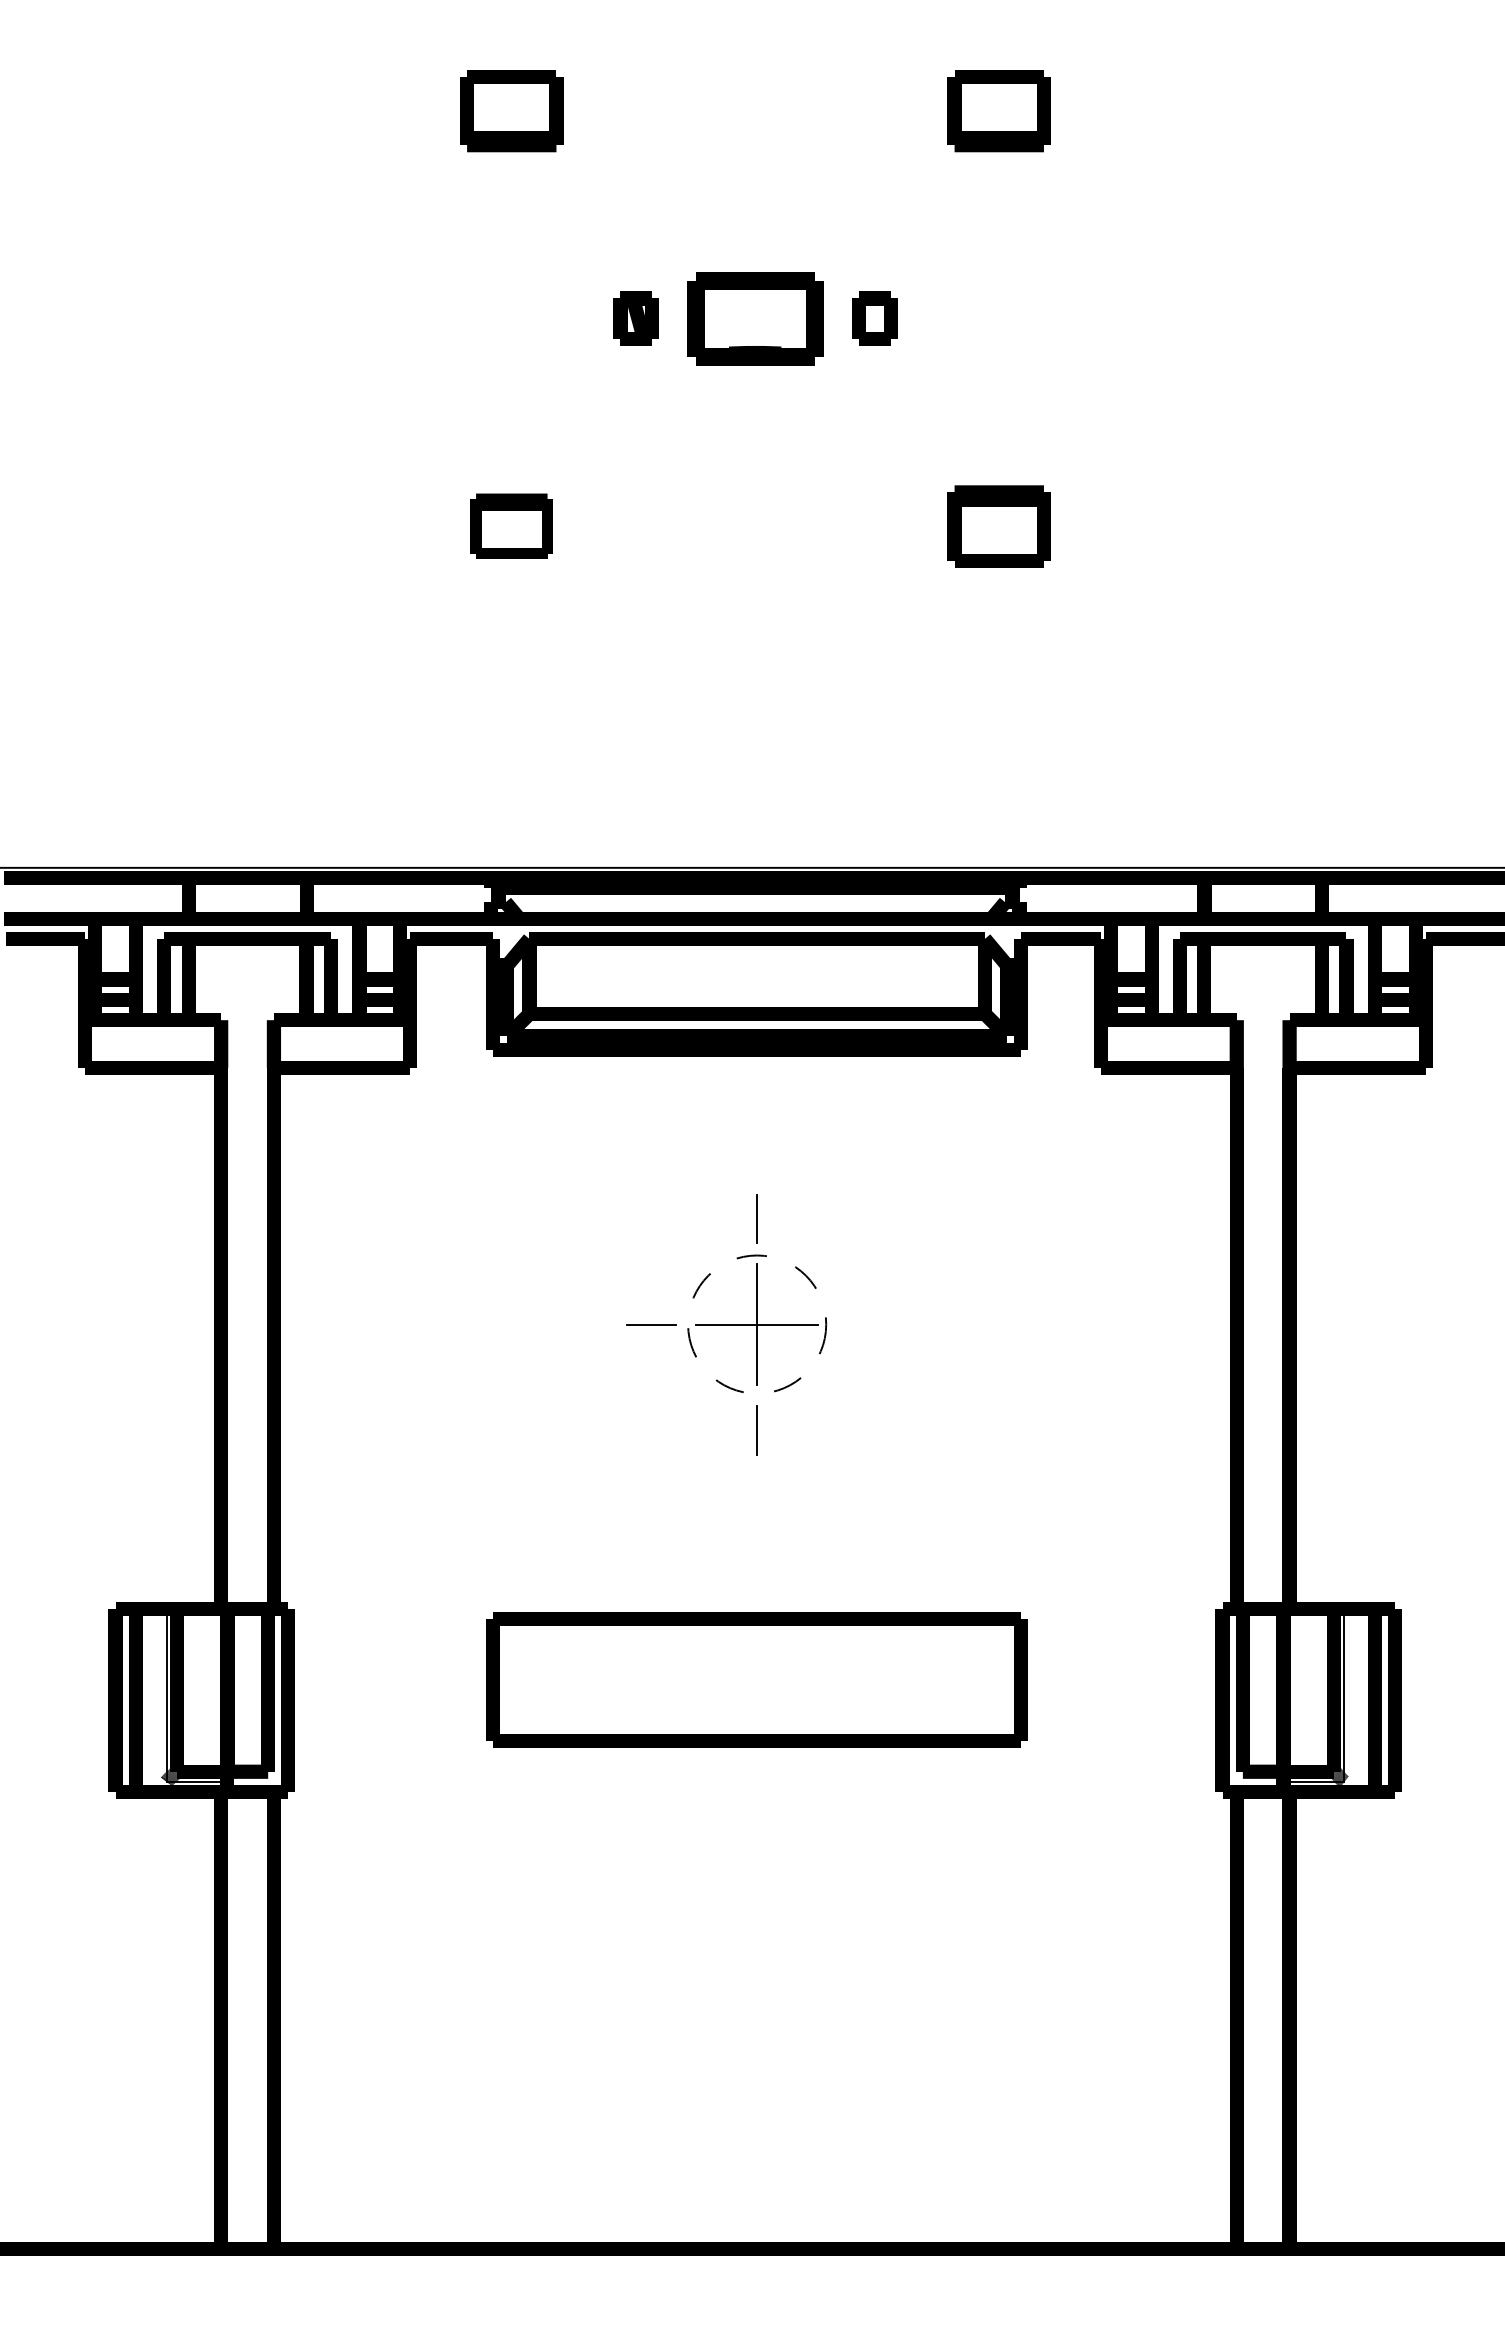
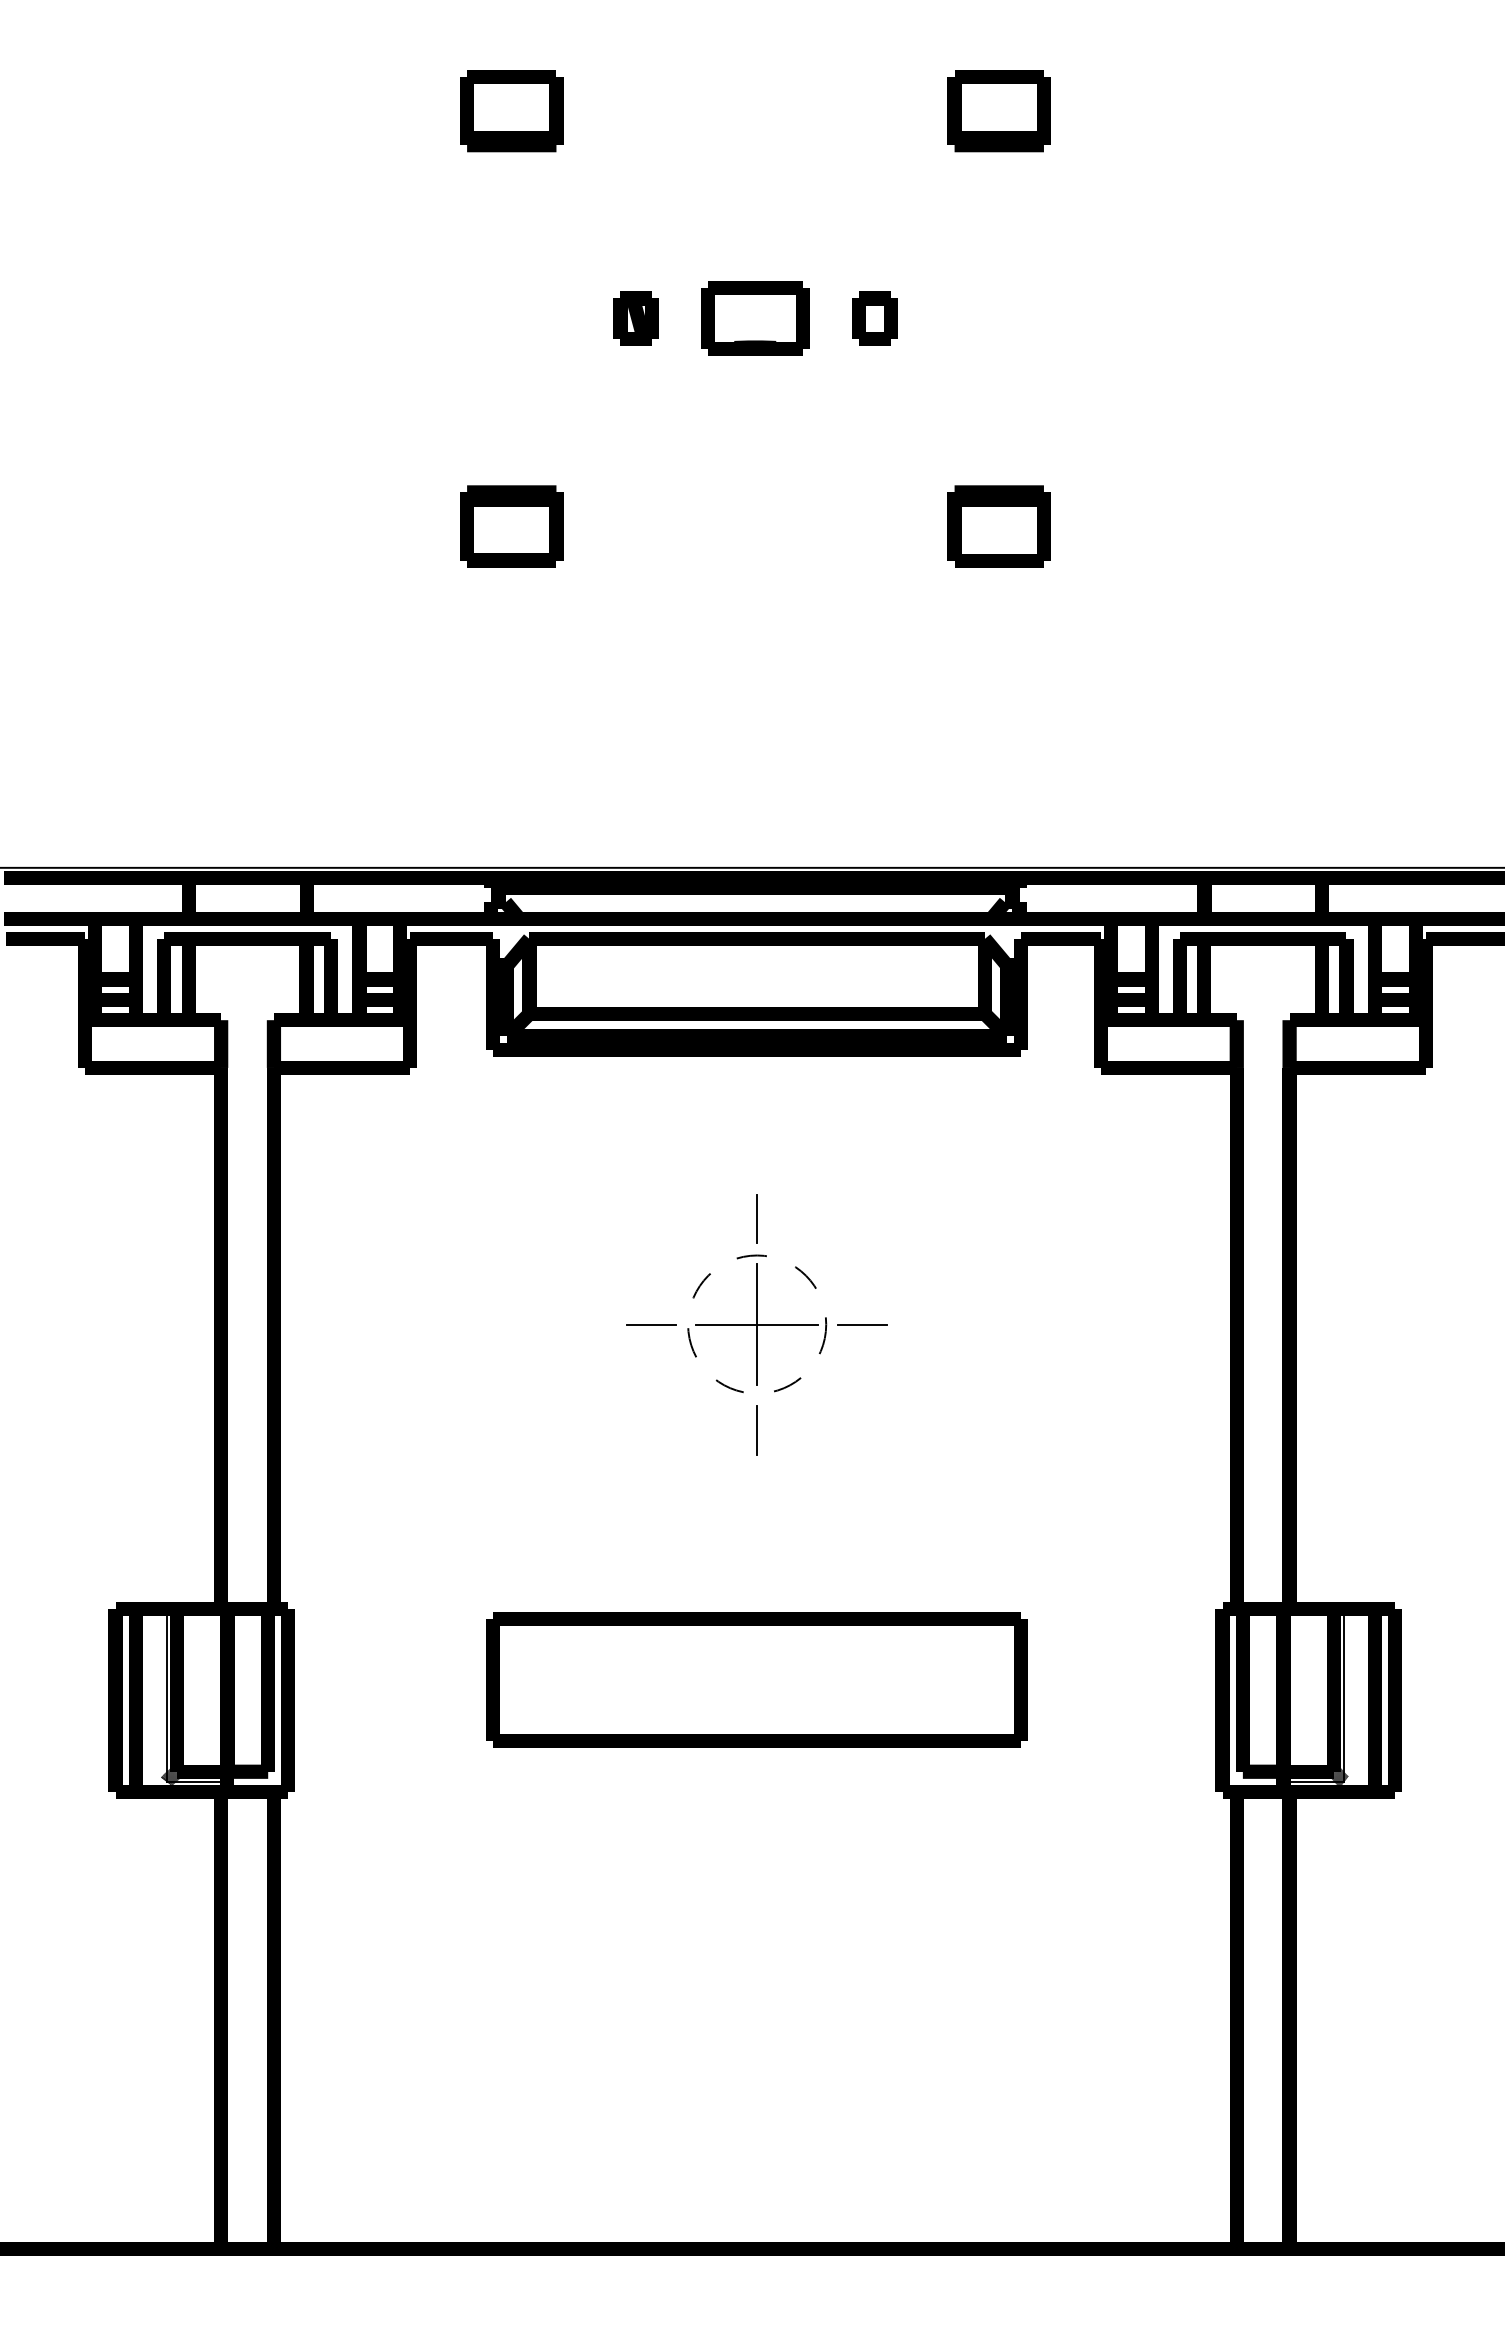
part size: 137x94 px -> 109x75 px (755, 318)
part size: 83x66 px -> 104x83 px (511, 526)
line: none -> present (862, 1324)
